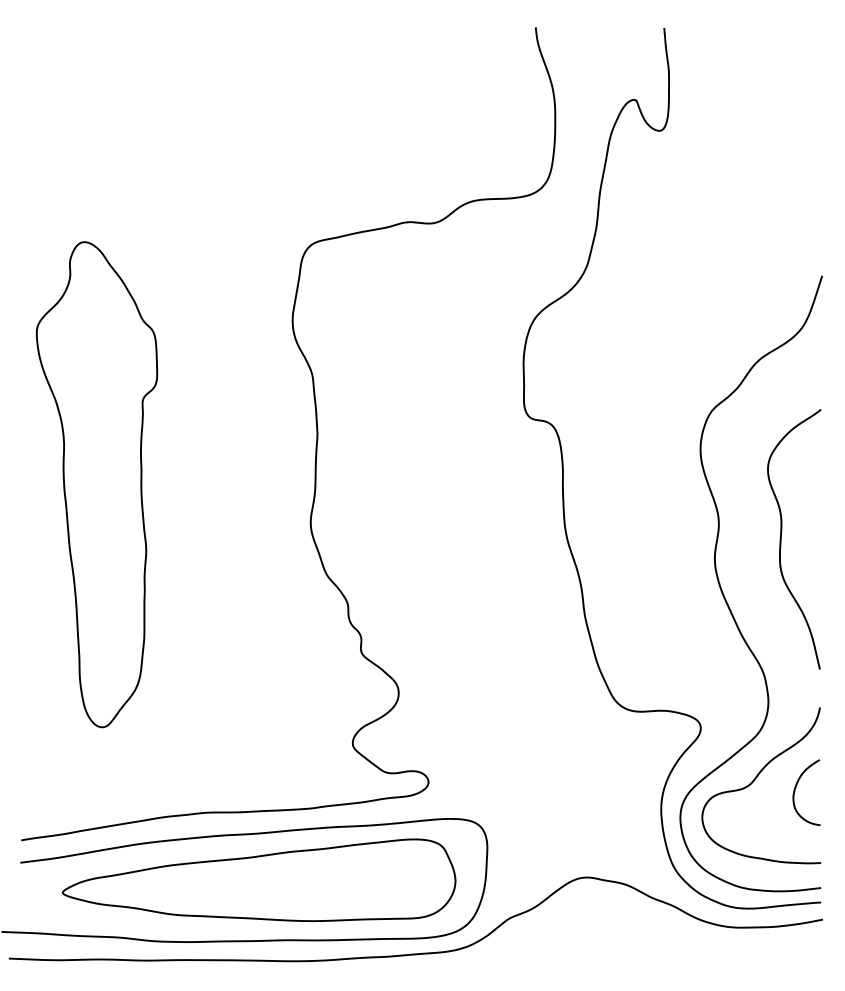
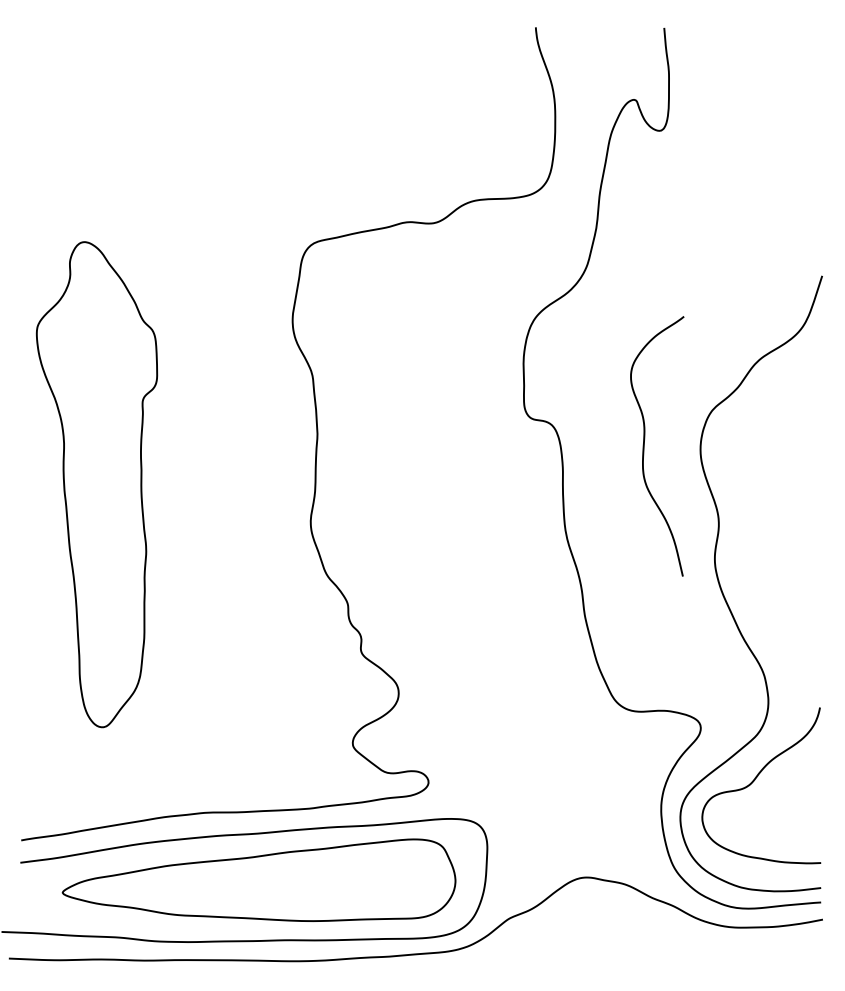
curve position: (781, 539) -> (644, 446) (644, 446)
curve: present -> none (795, 791)
